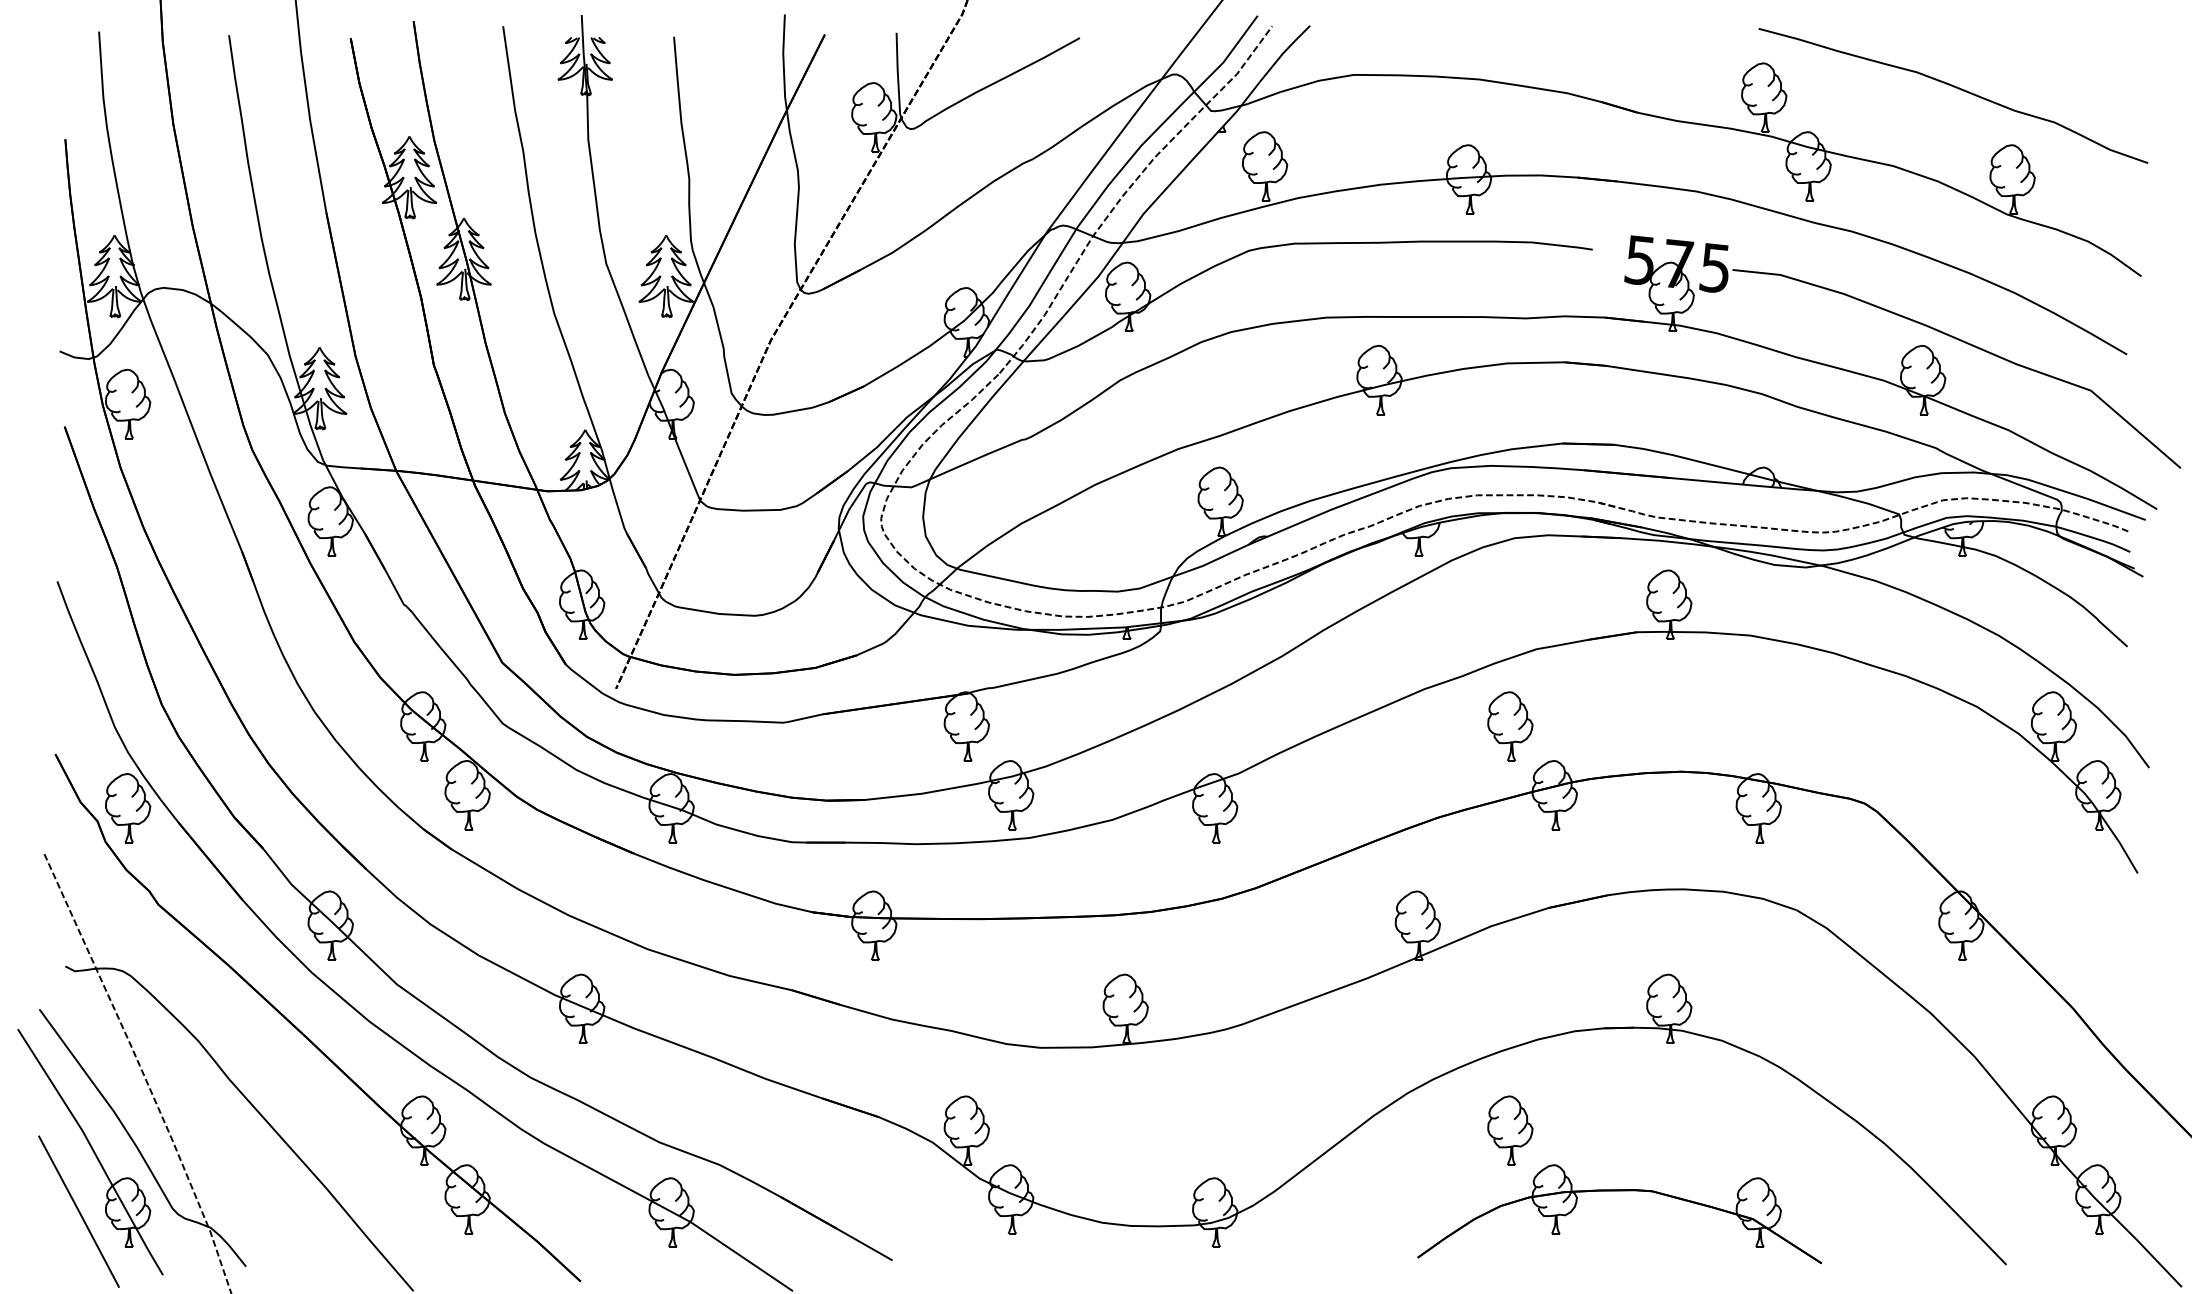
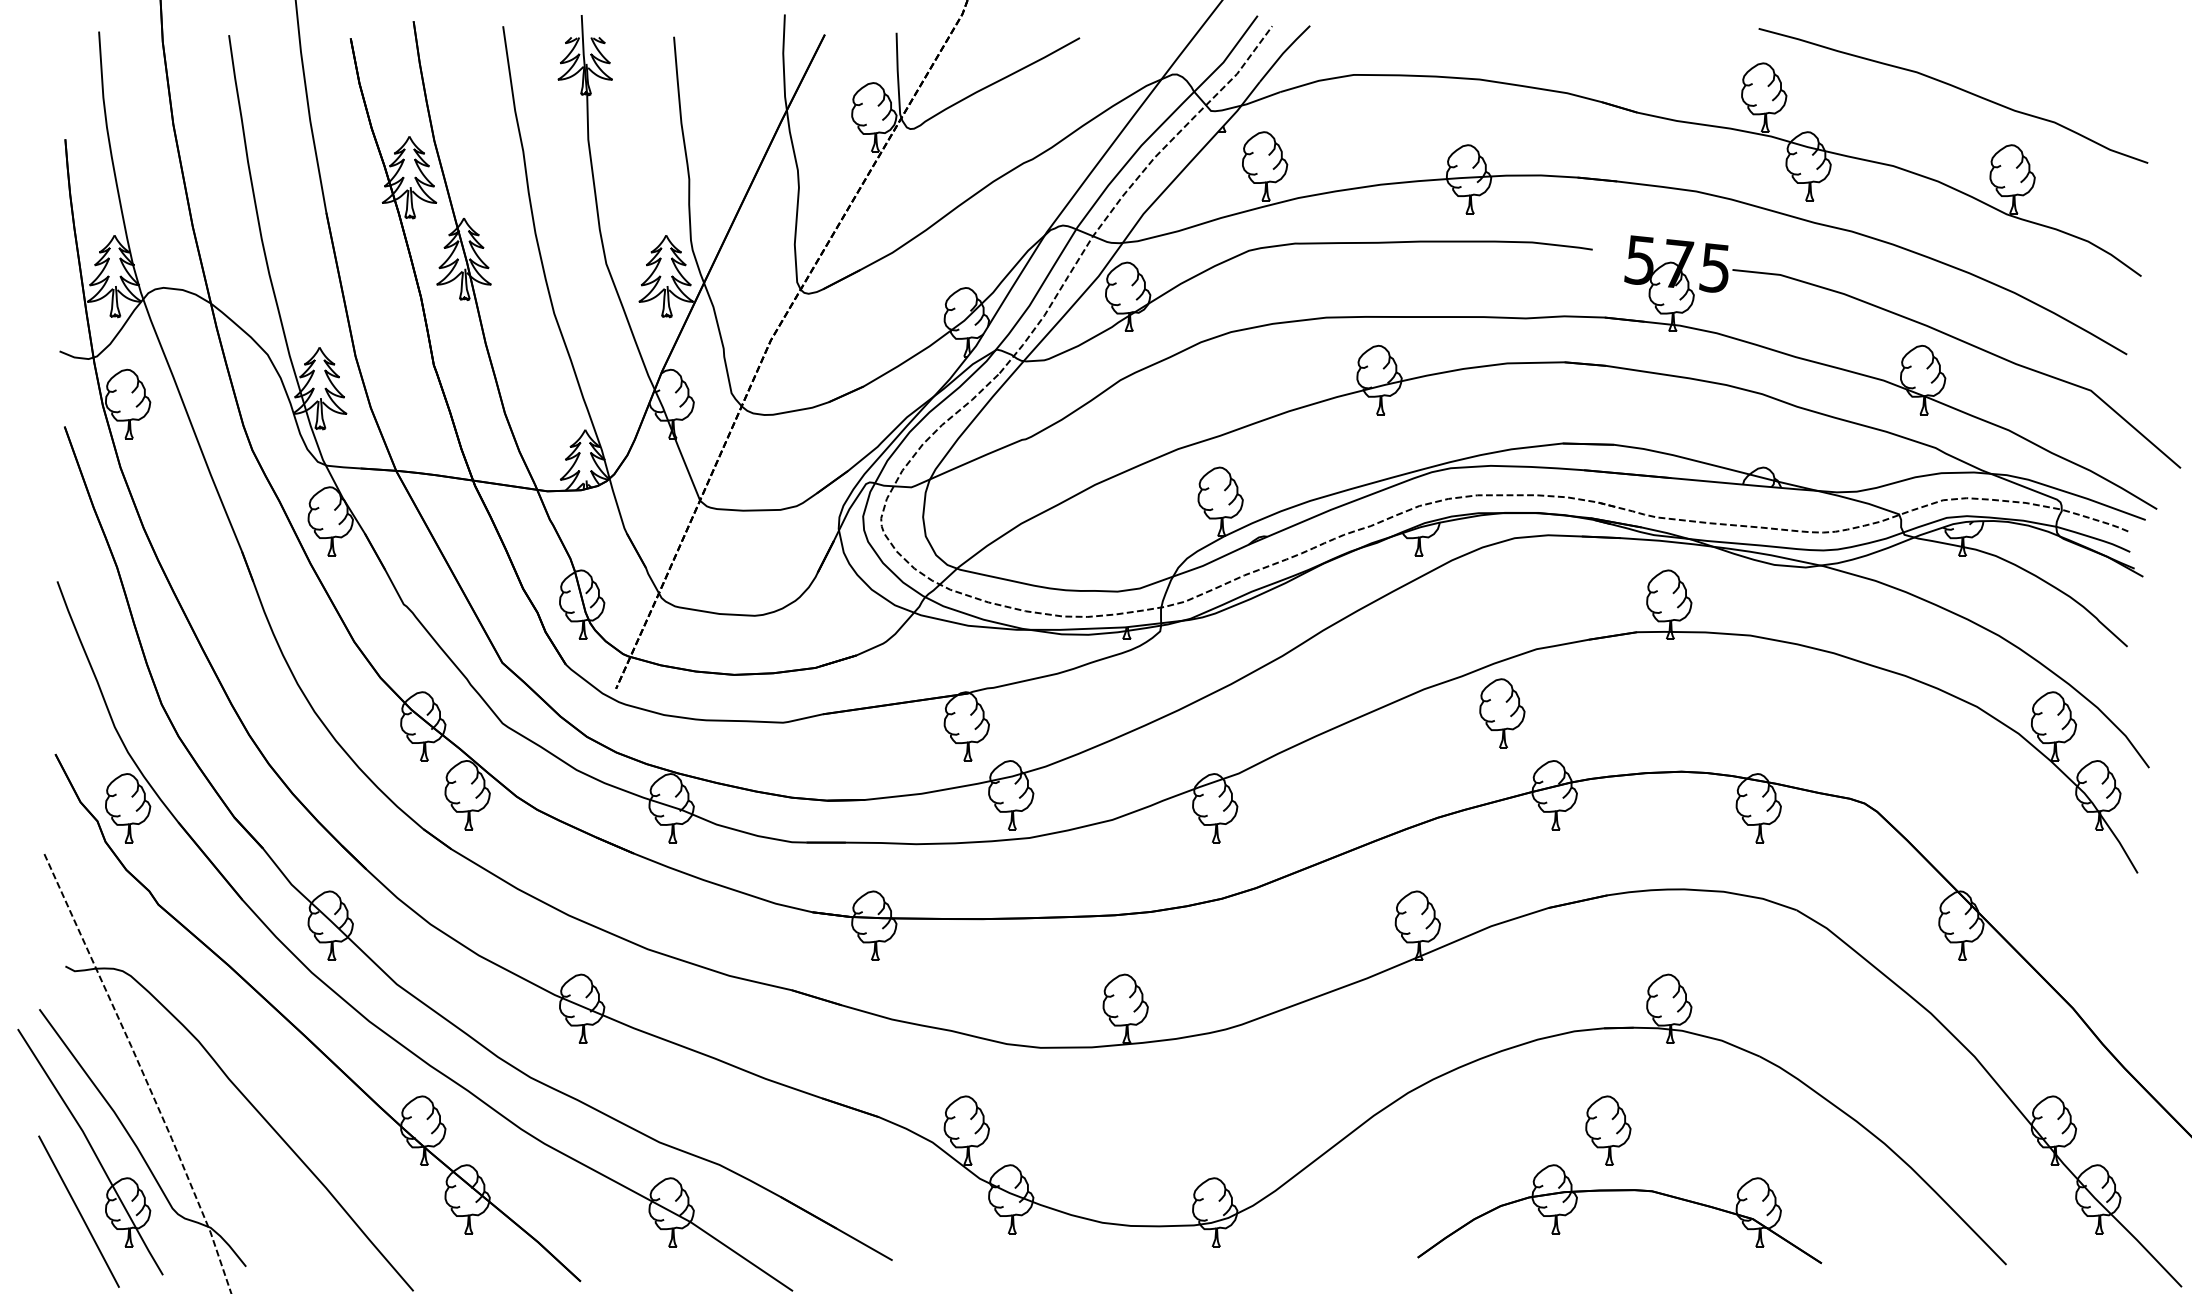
part position: (1510, 726) -> (1502, 713) (1502, 713)
part position: (1510, 1130) -> (1608, 1130) (1608, 1130)
